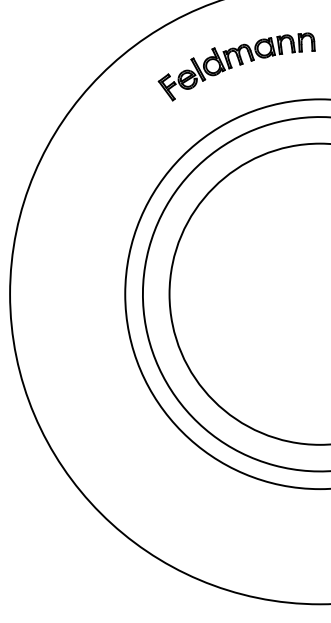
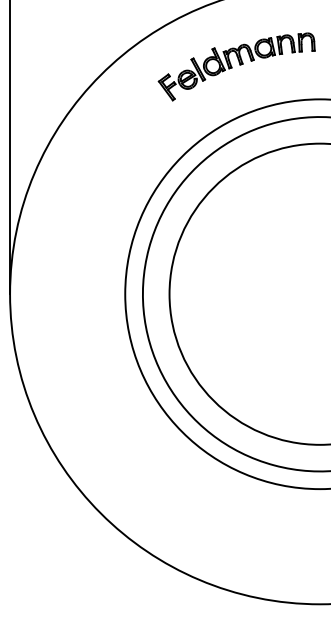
line: none -> present (10, 148)
